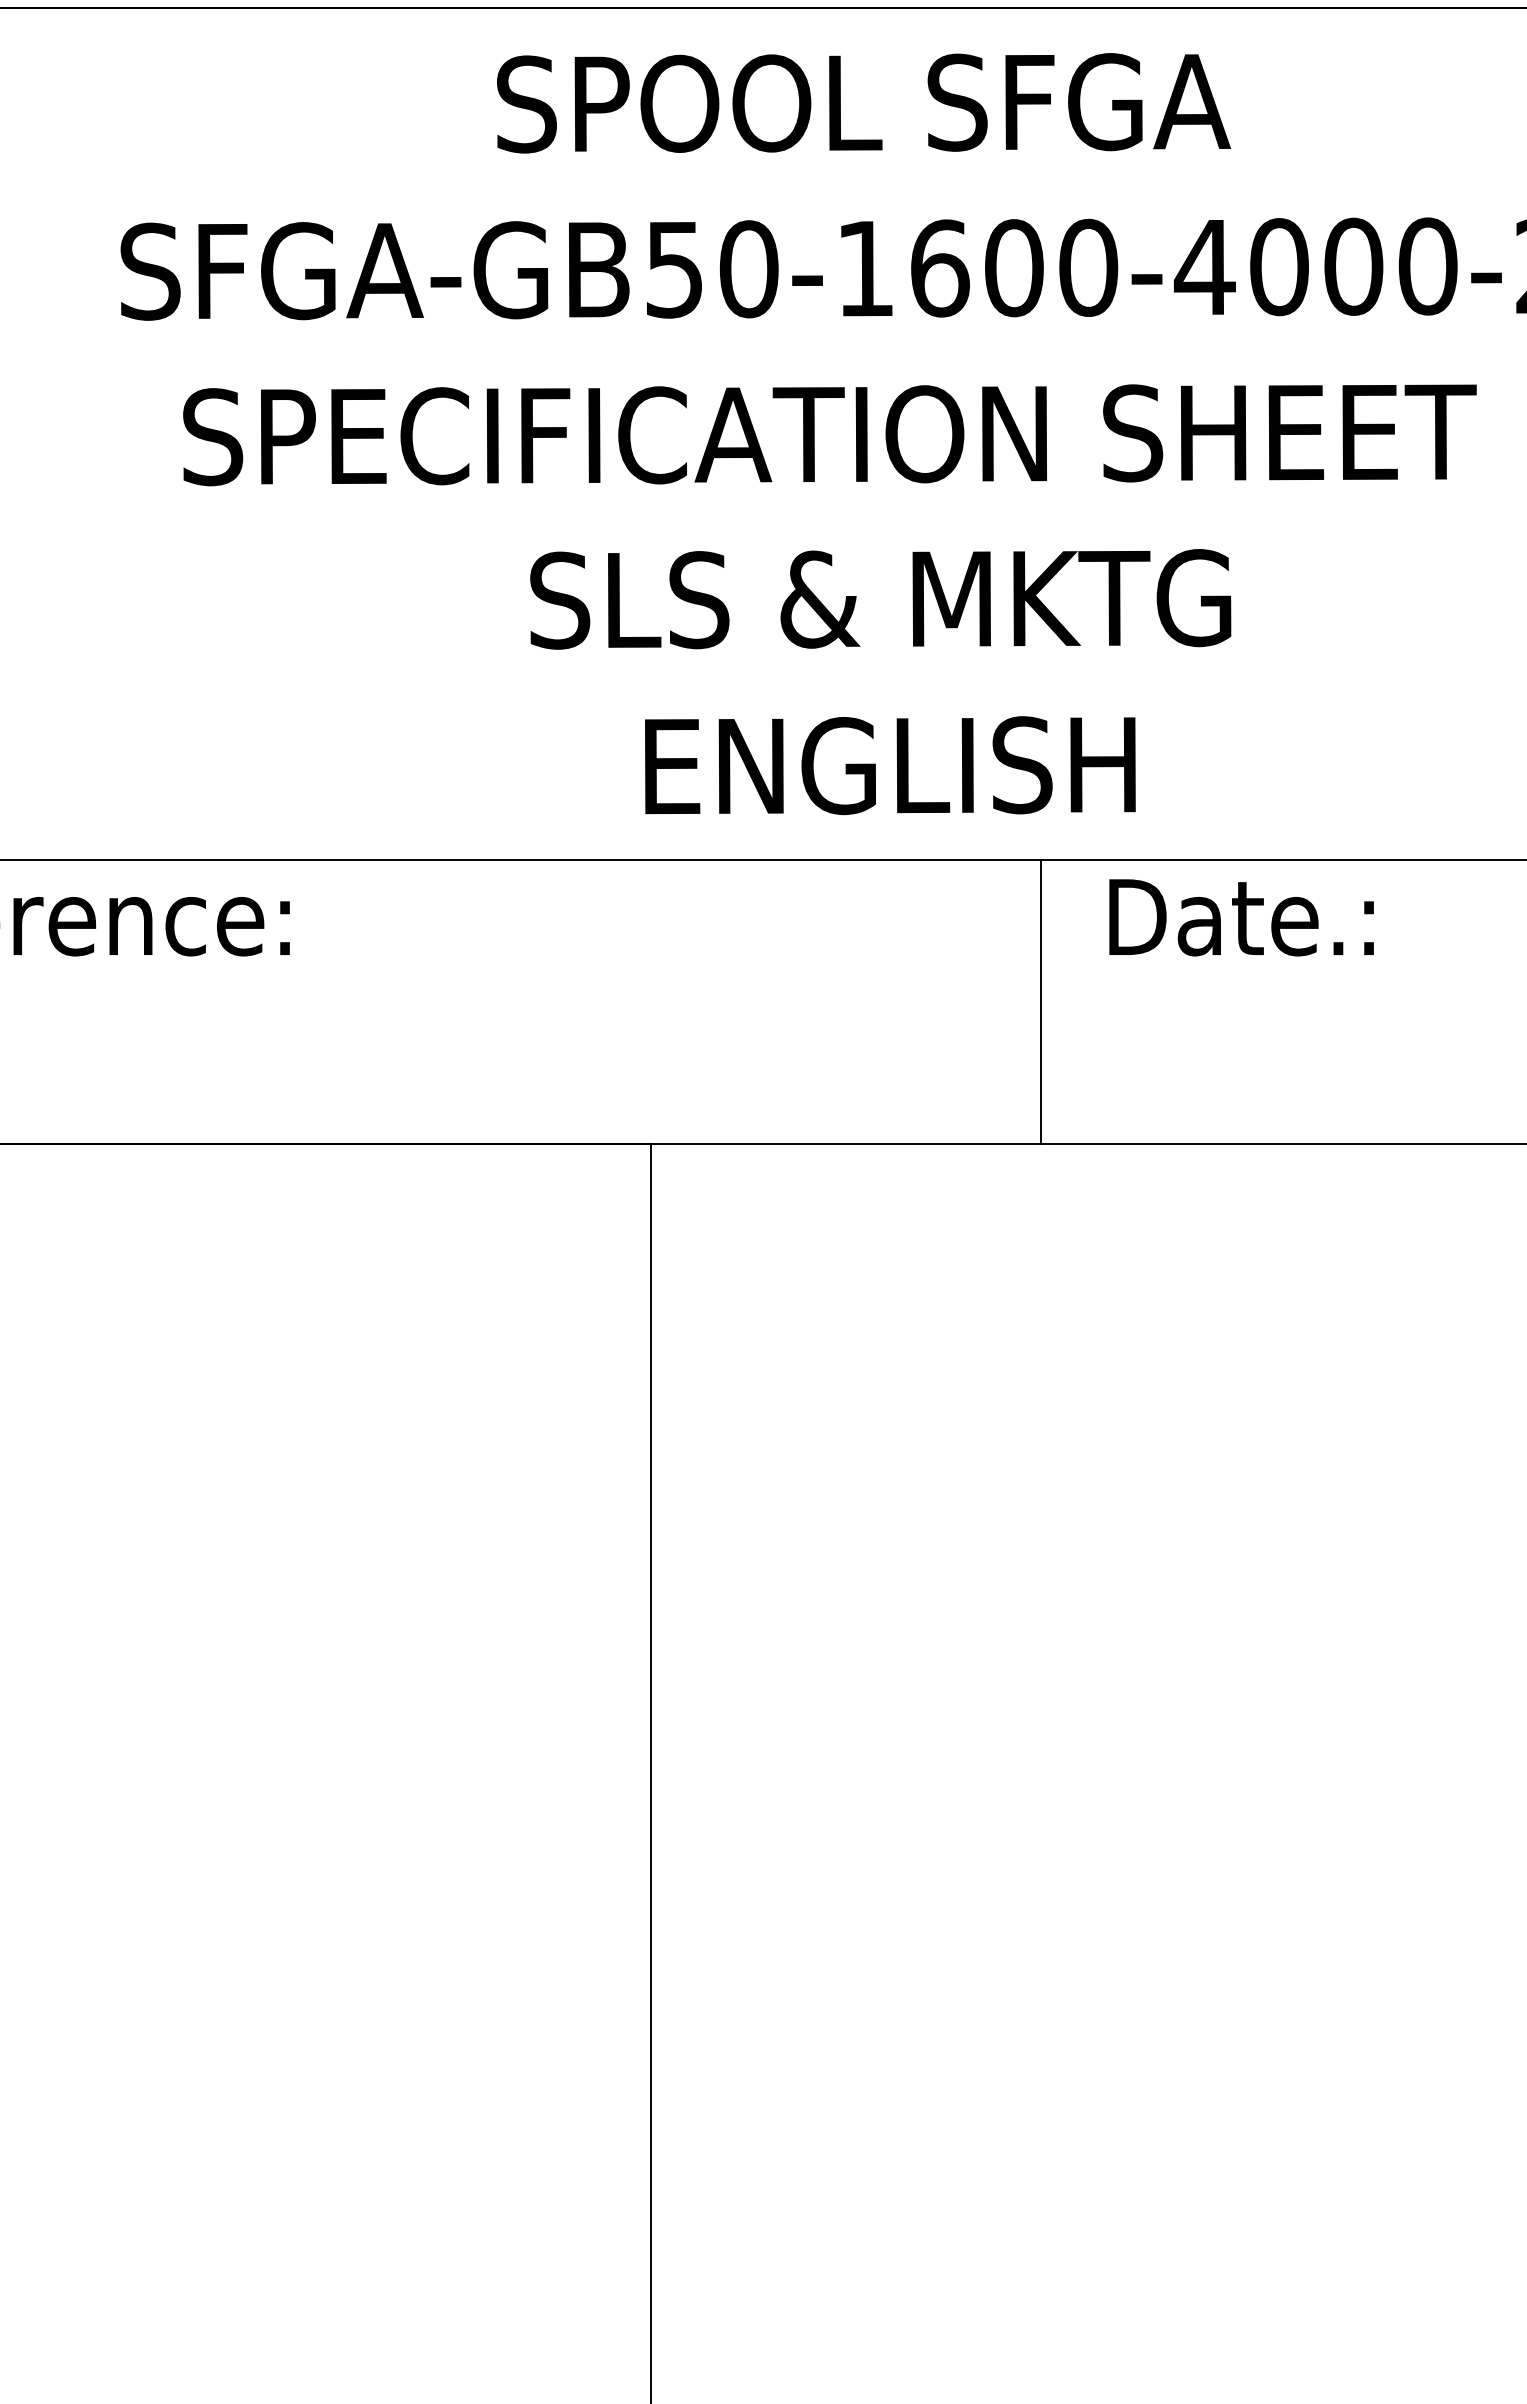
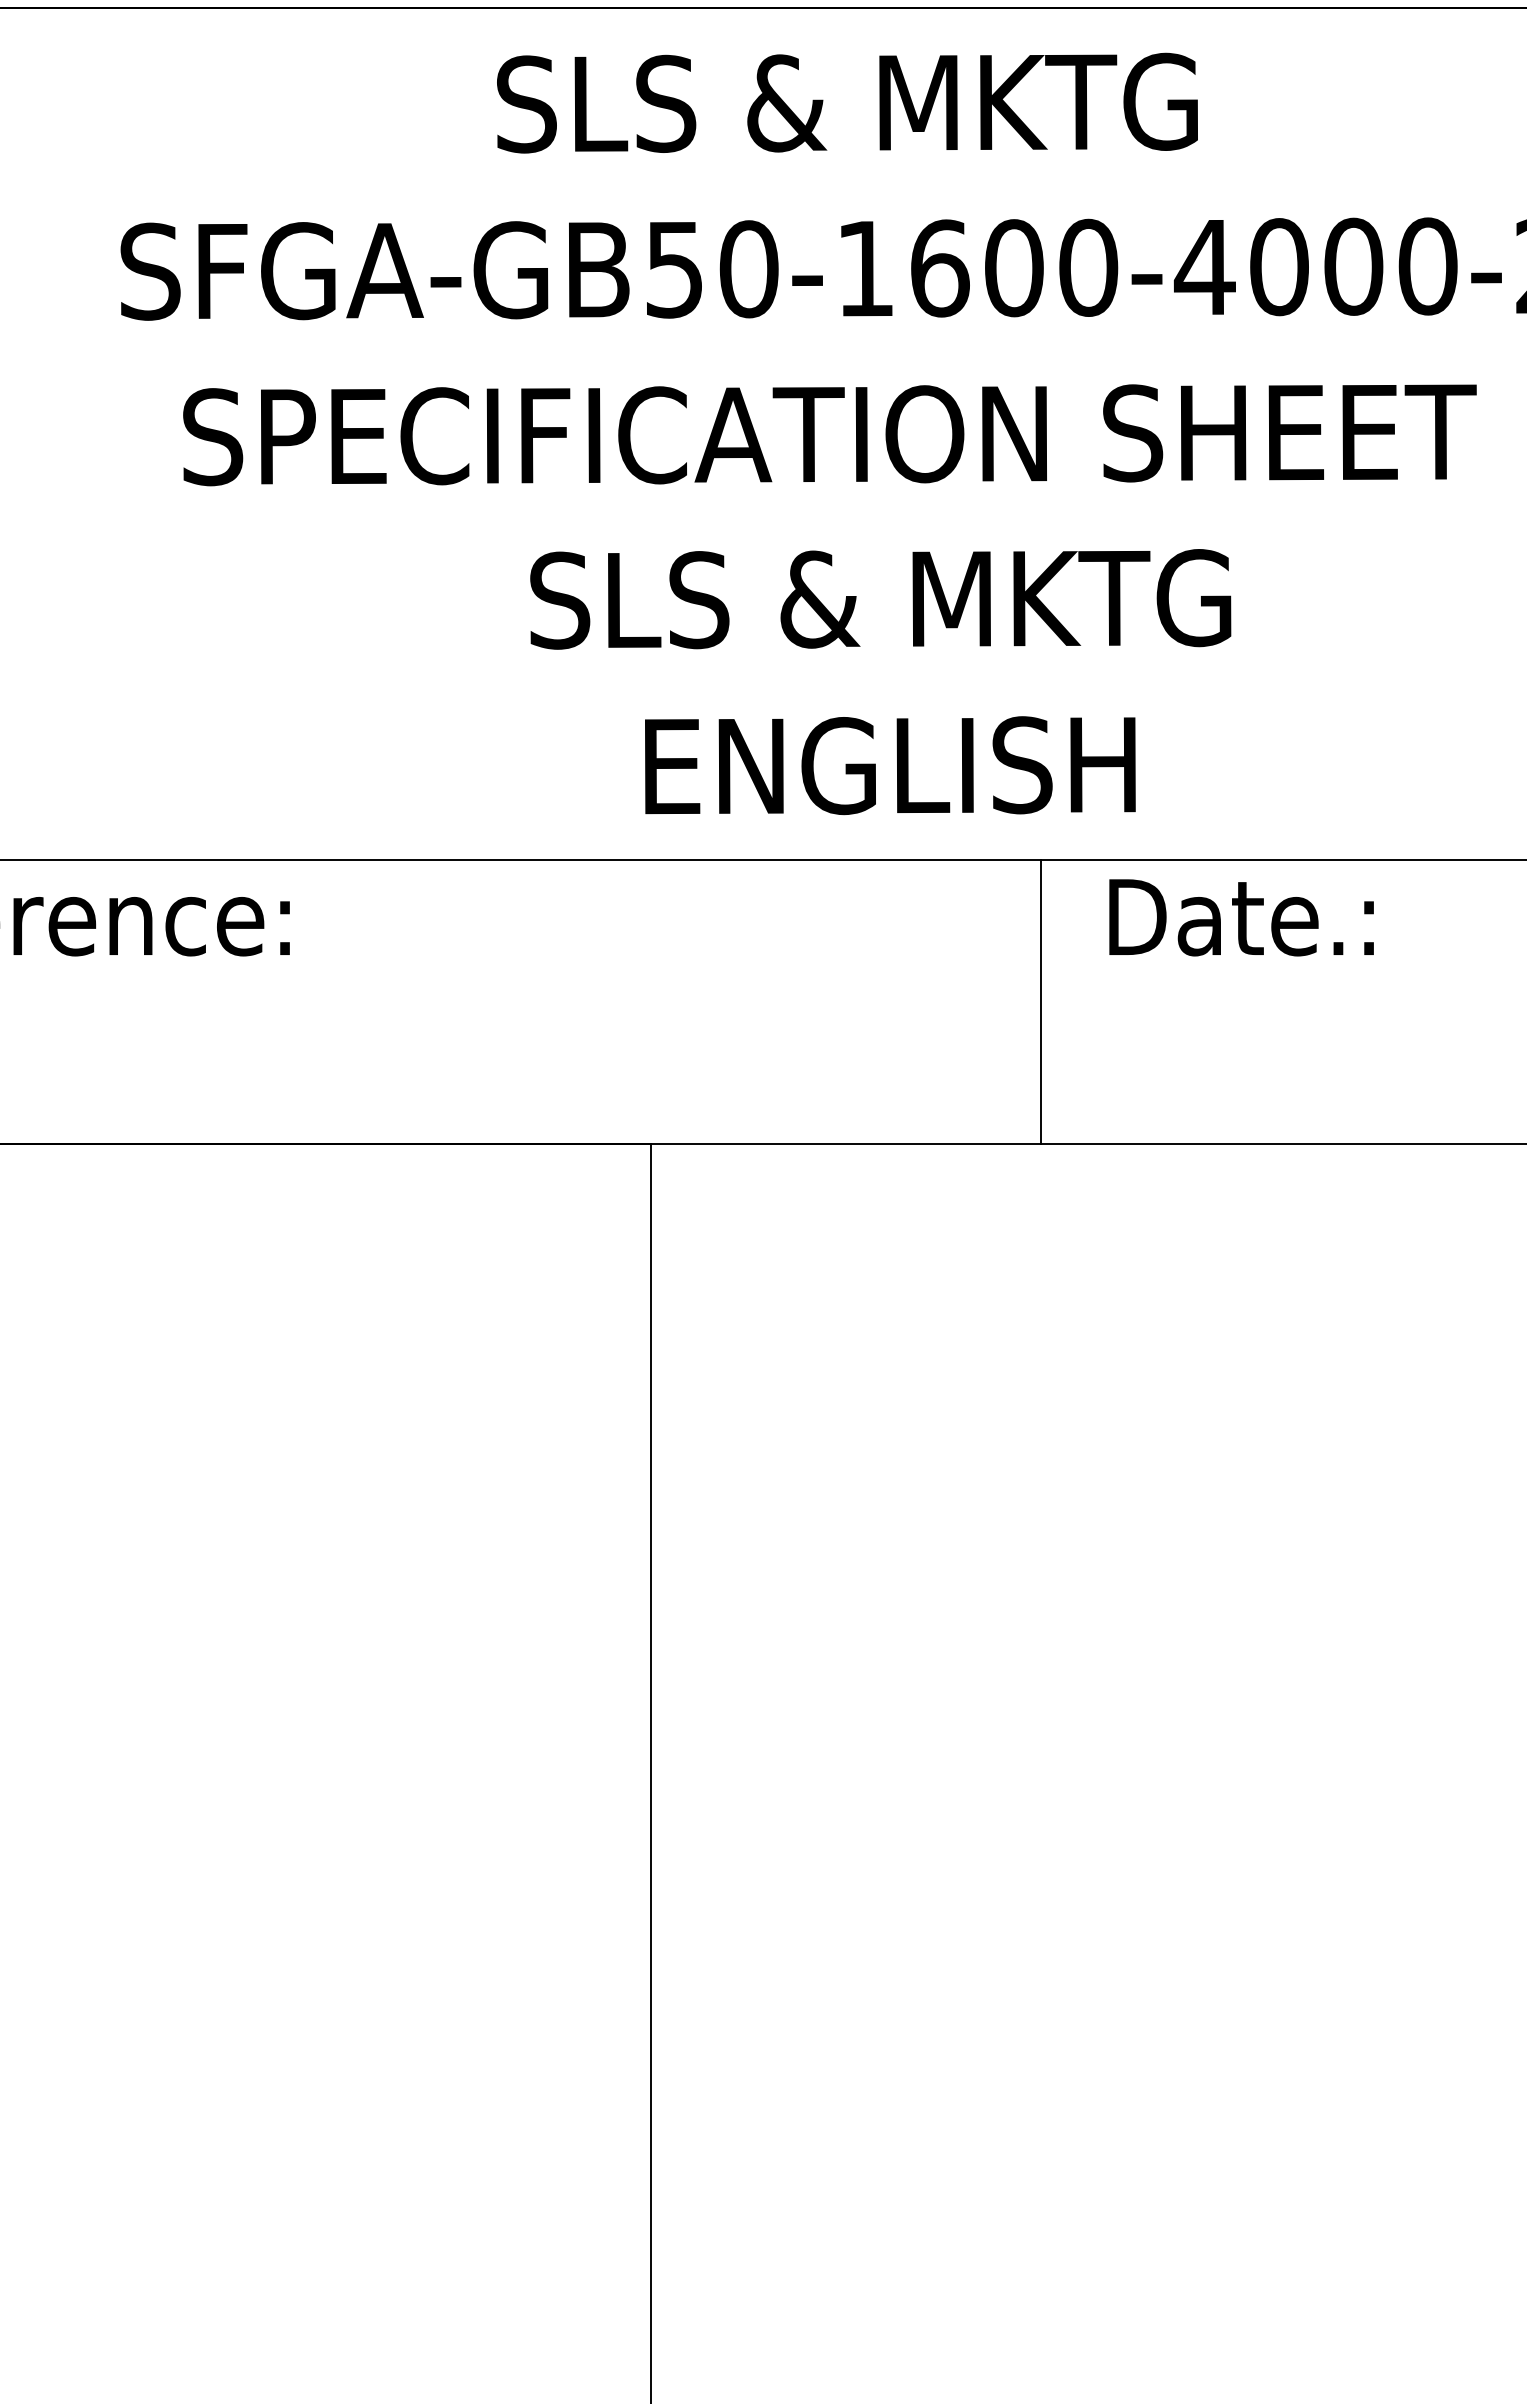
text: SPOOL SFGA -> SLS & MKTG (908, 102)
